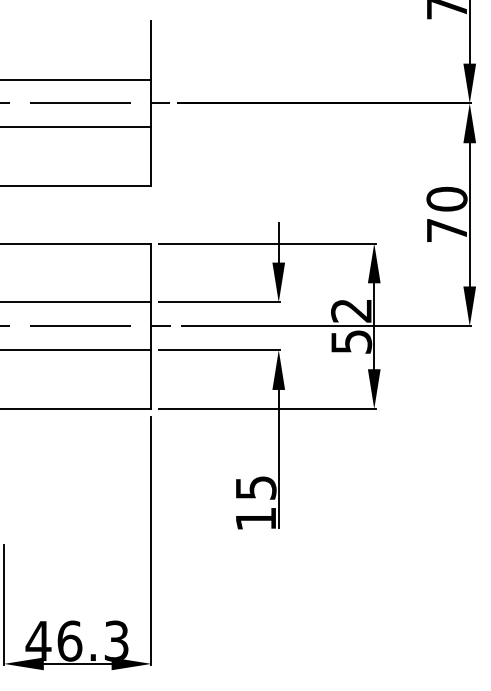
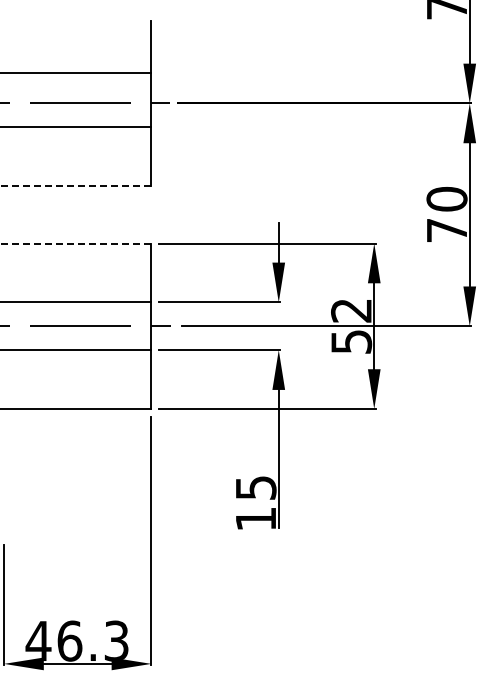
line position: (76, 79) -> (76, 72) (76, 72)
line: solid -> dashed (75, 186)
line: solid -> dashed (75, 243)
